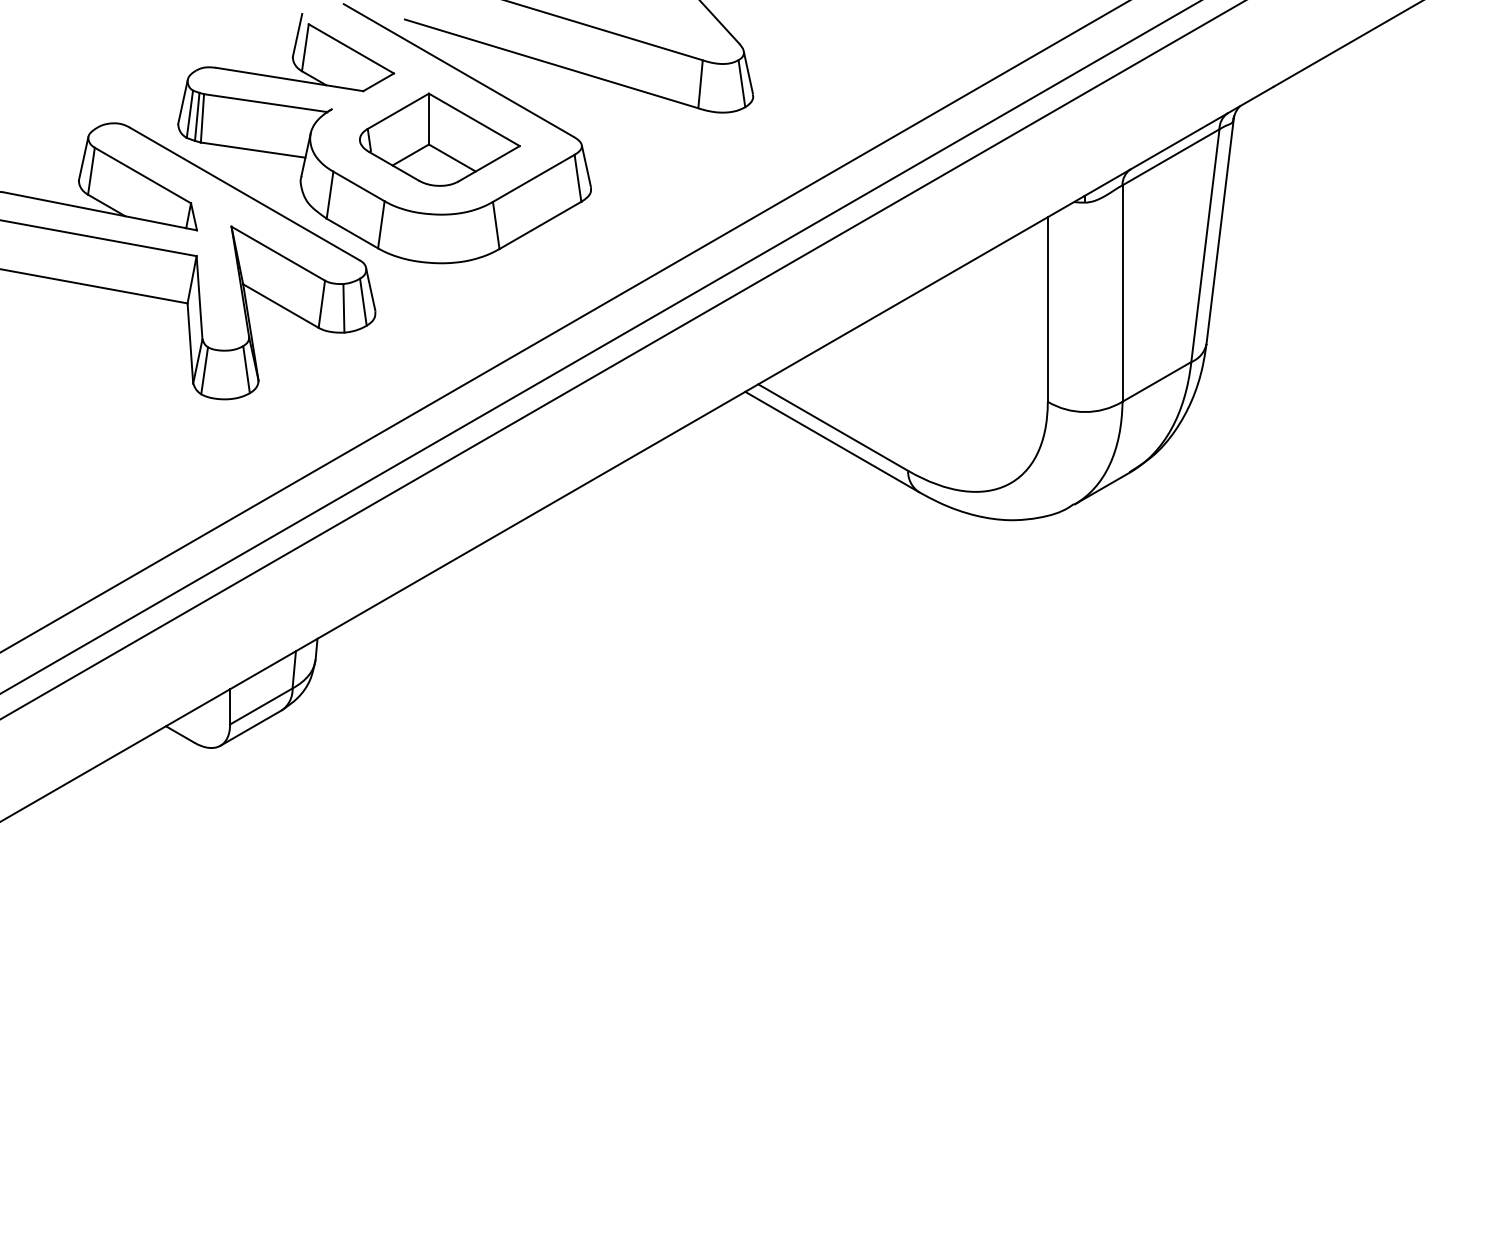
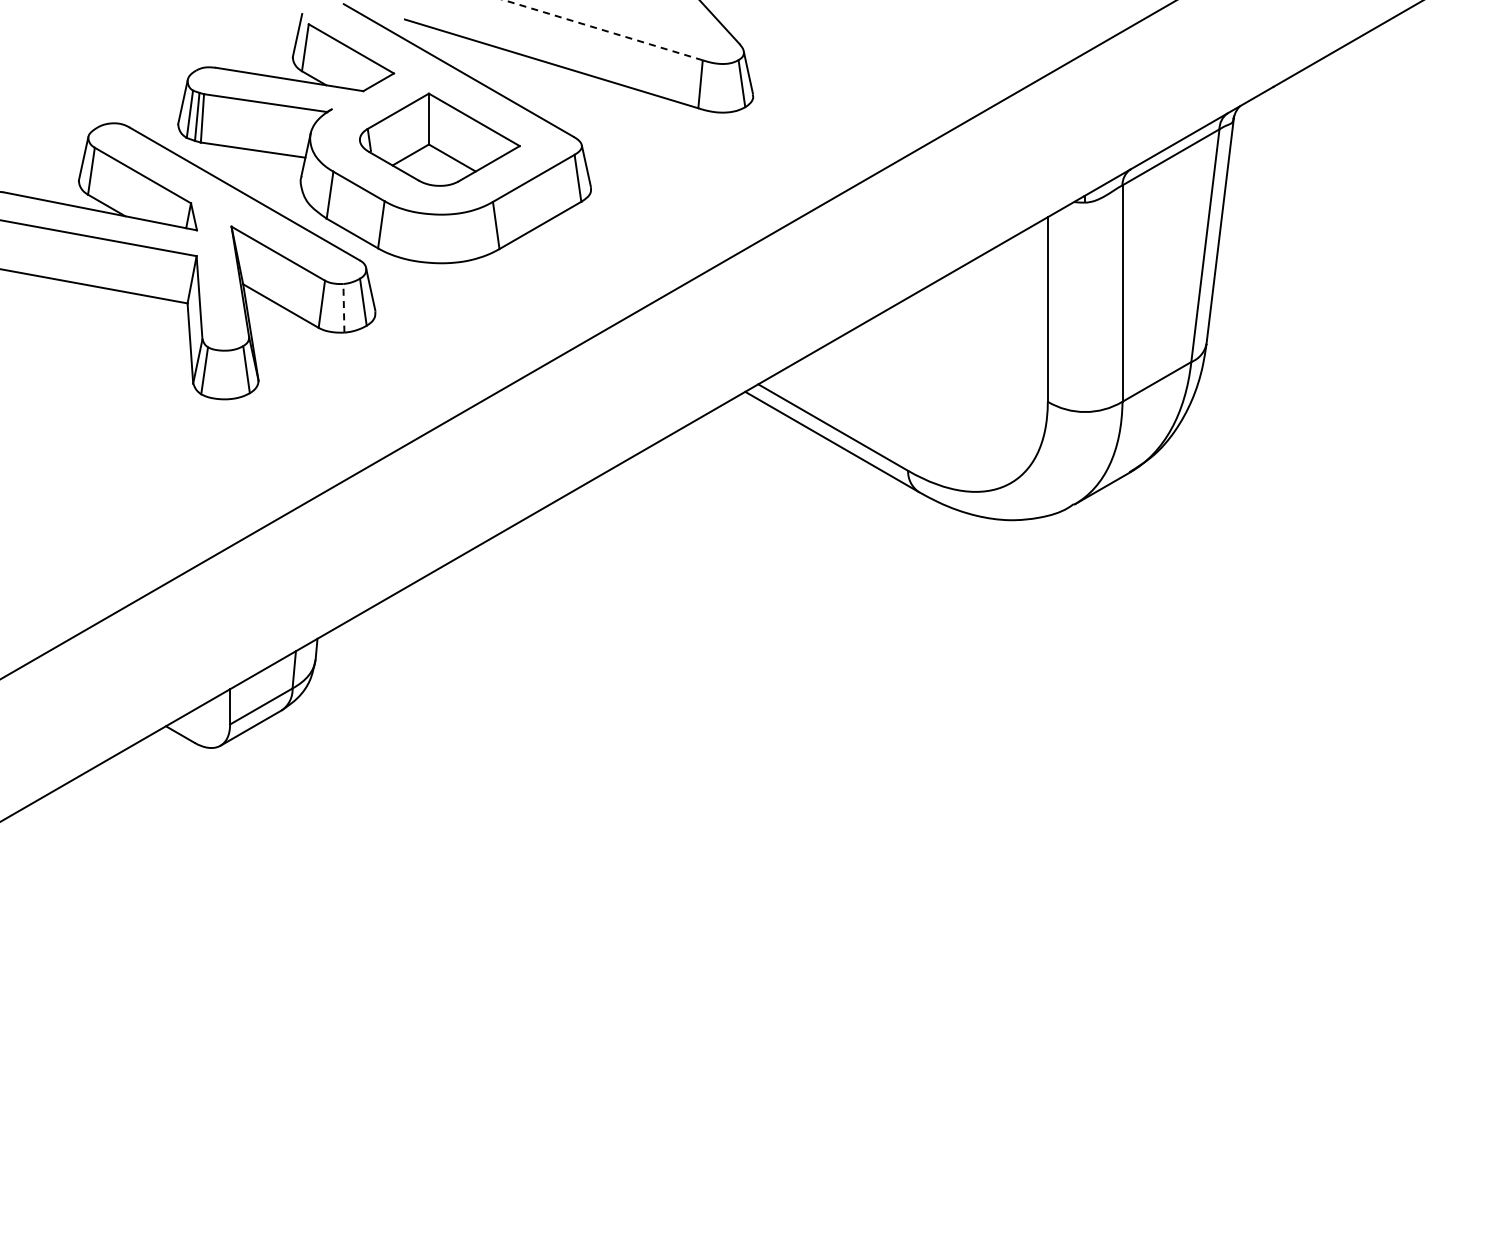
line: solid -> dashed (603, 30)
line: solid -> dashed (343, 307)
line: present -> none (564, 326)
line position: (600, 347) -> (587, 340) (587, 340)
line: present -> none (622, 360)
